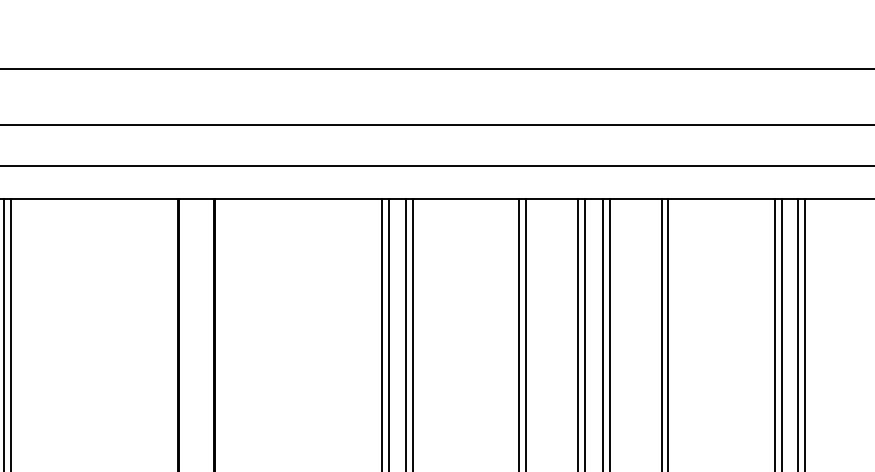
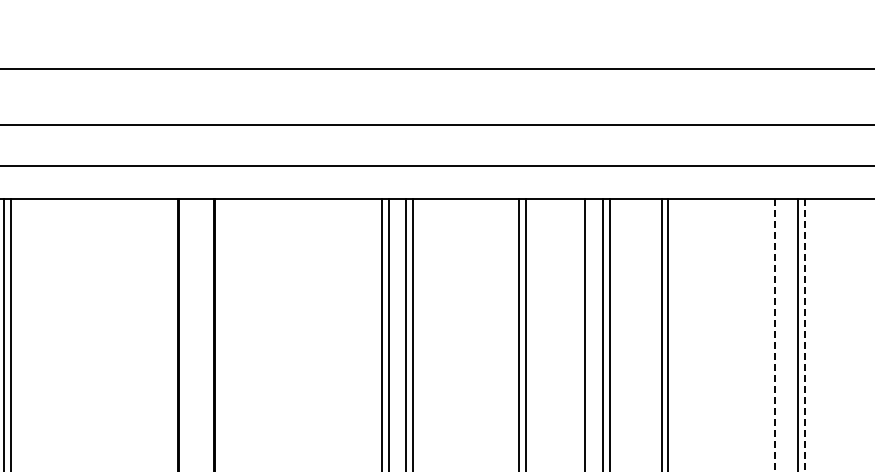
line: present -> none (577, 333)
line: present -> none (781, 333)
line: solid -> dashed (774, 335)
line: solid -> dashed (805, 335)
